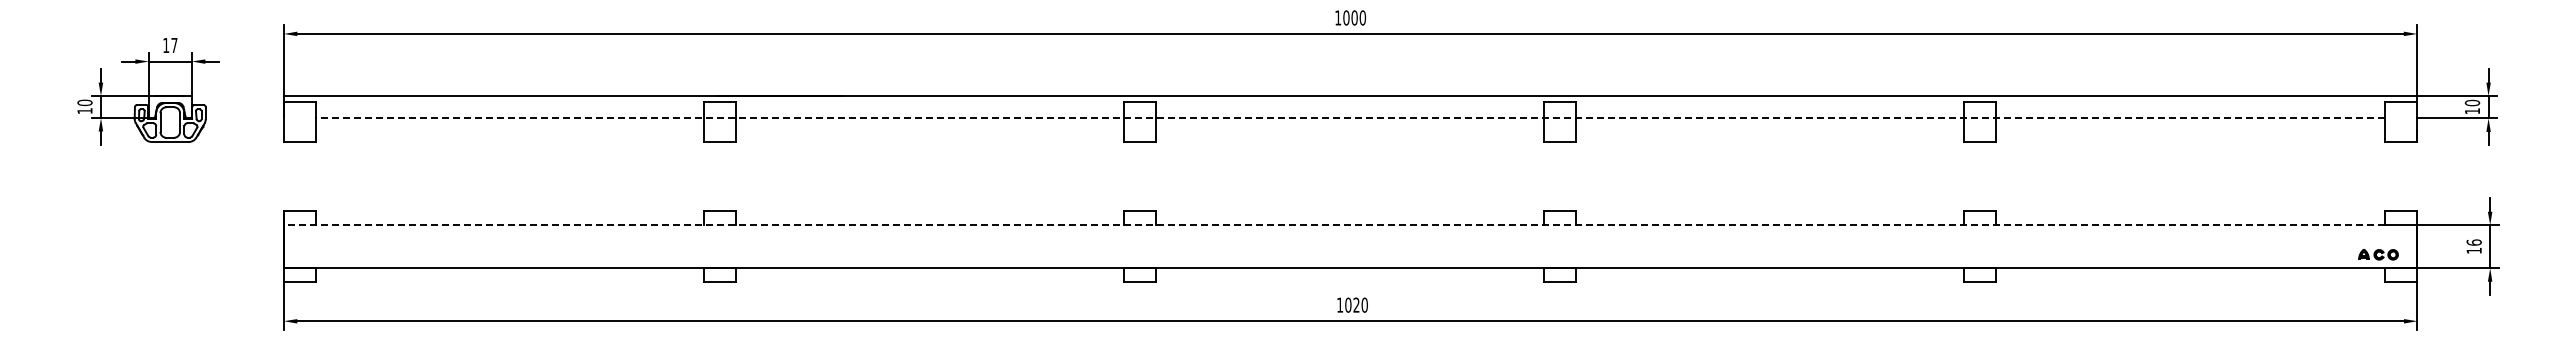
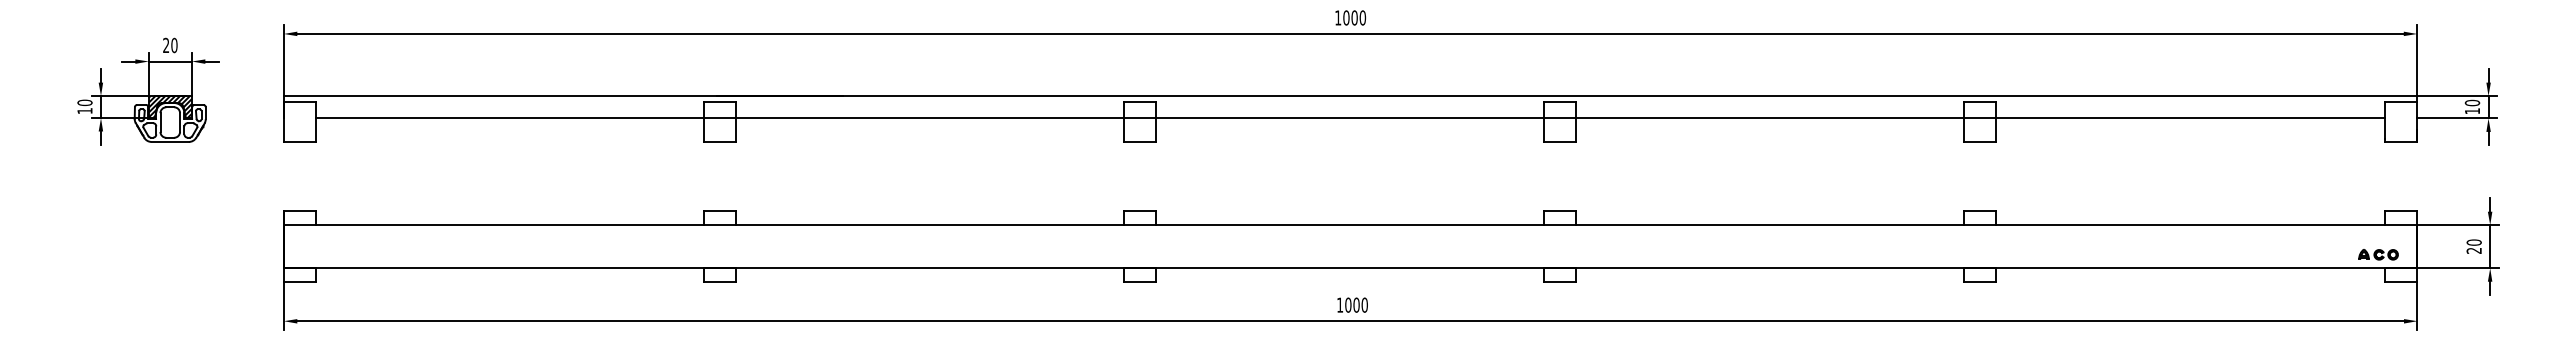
text: 17 -> 20 (170, 45)
hatch: none -> present (169, 107)
line: dashed -> solid (1350, 118)
line: dashed -> solid (1334, 225)
text: 16 -> 20 (2473, 246)
text: 1020 -> 1000 (1356, 304)
